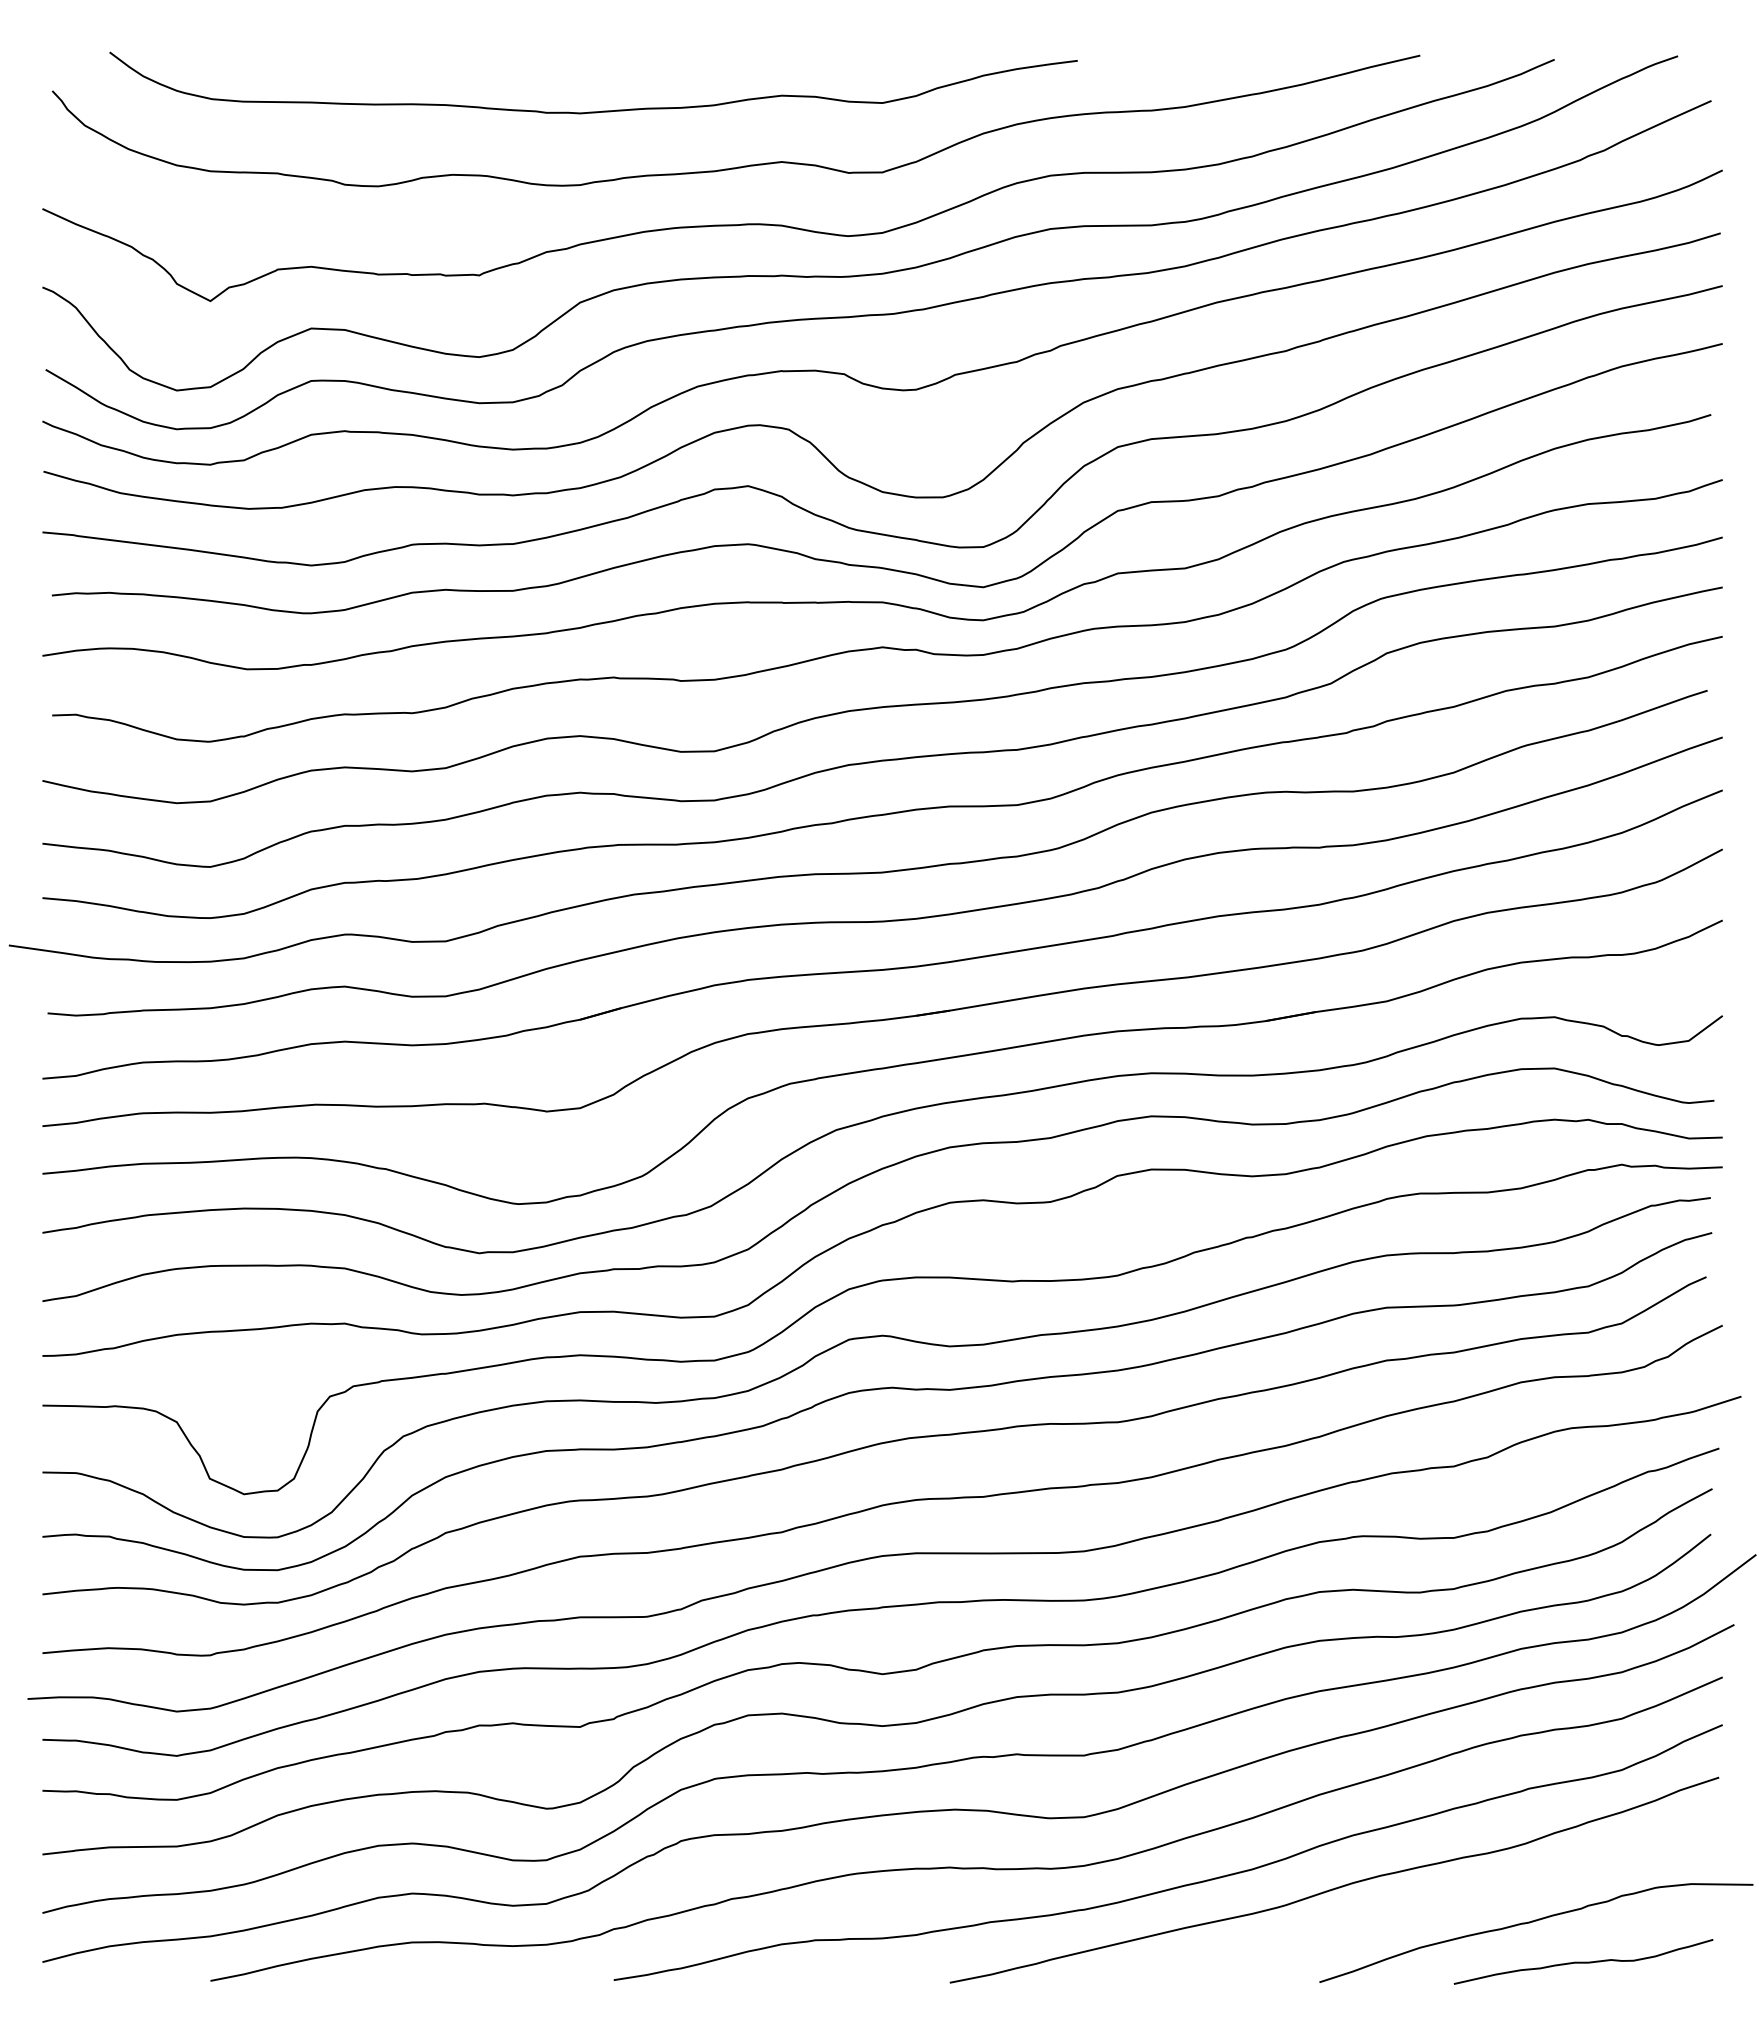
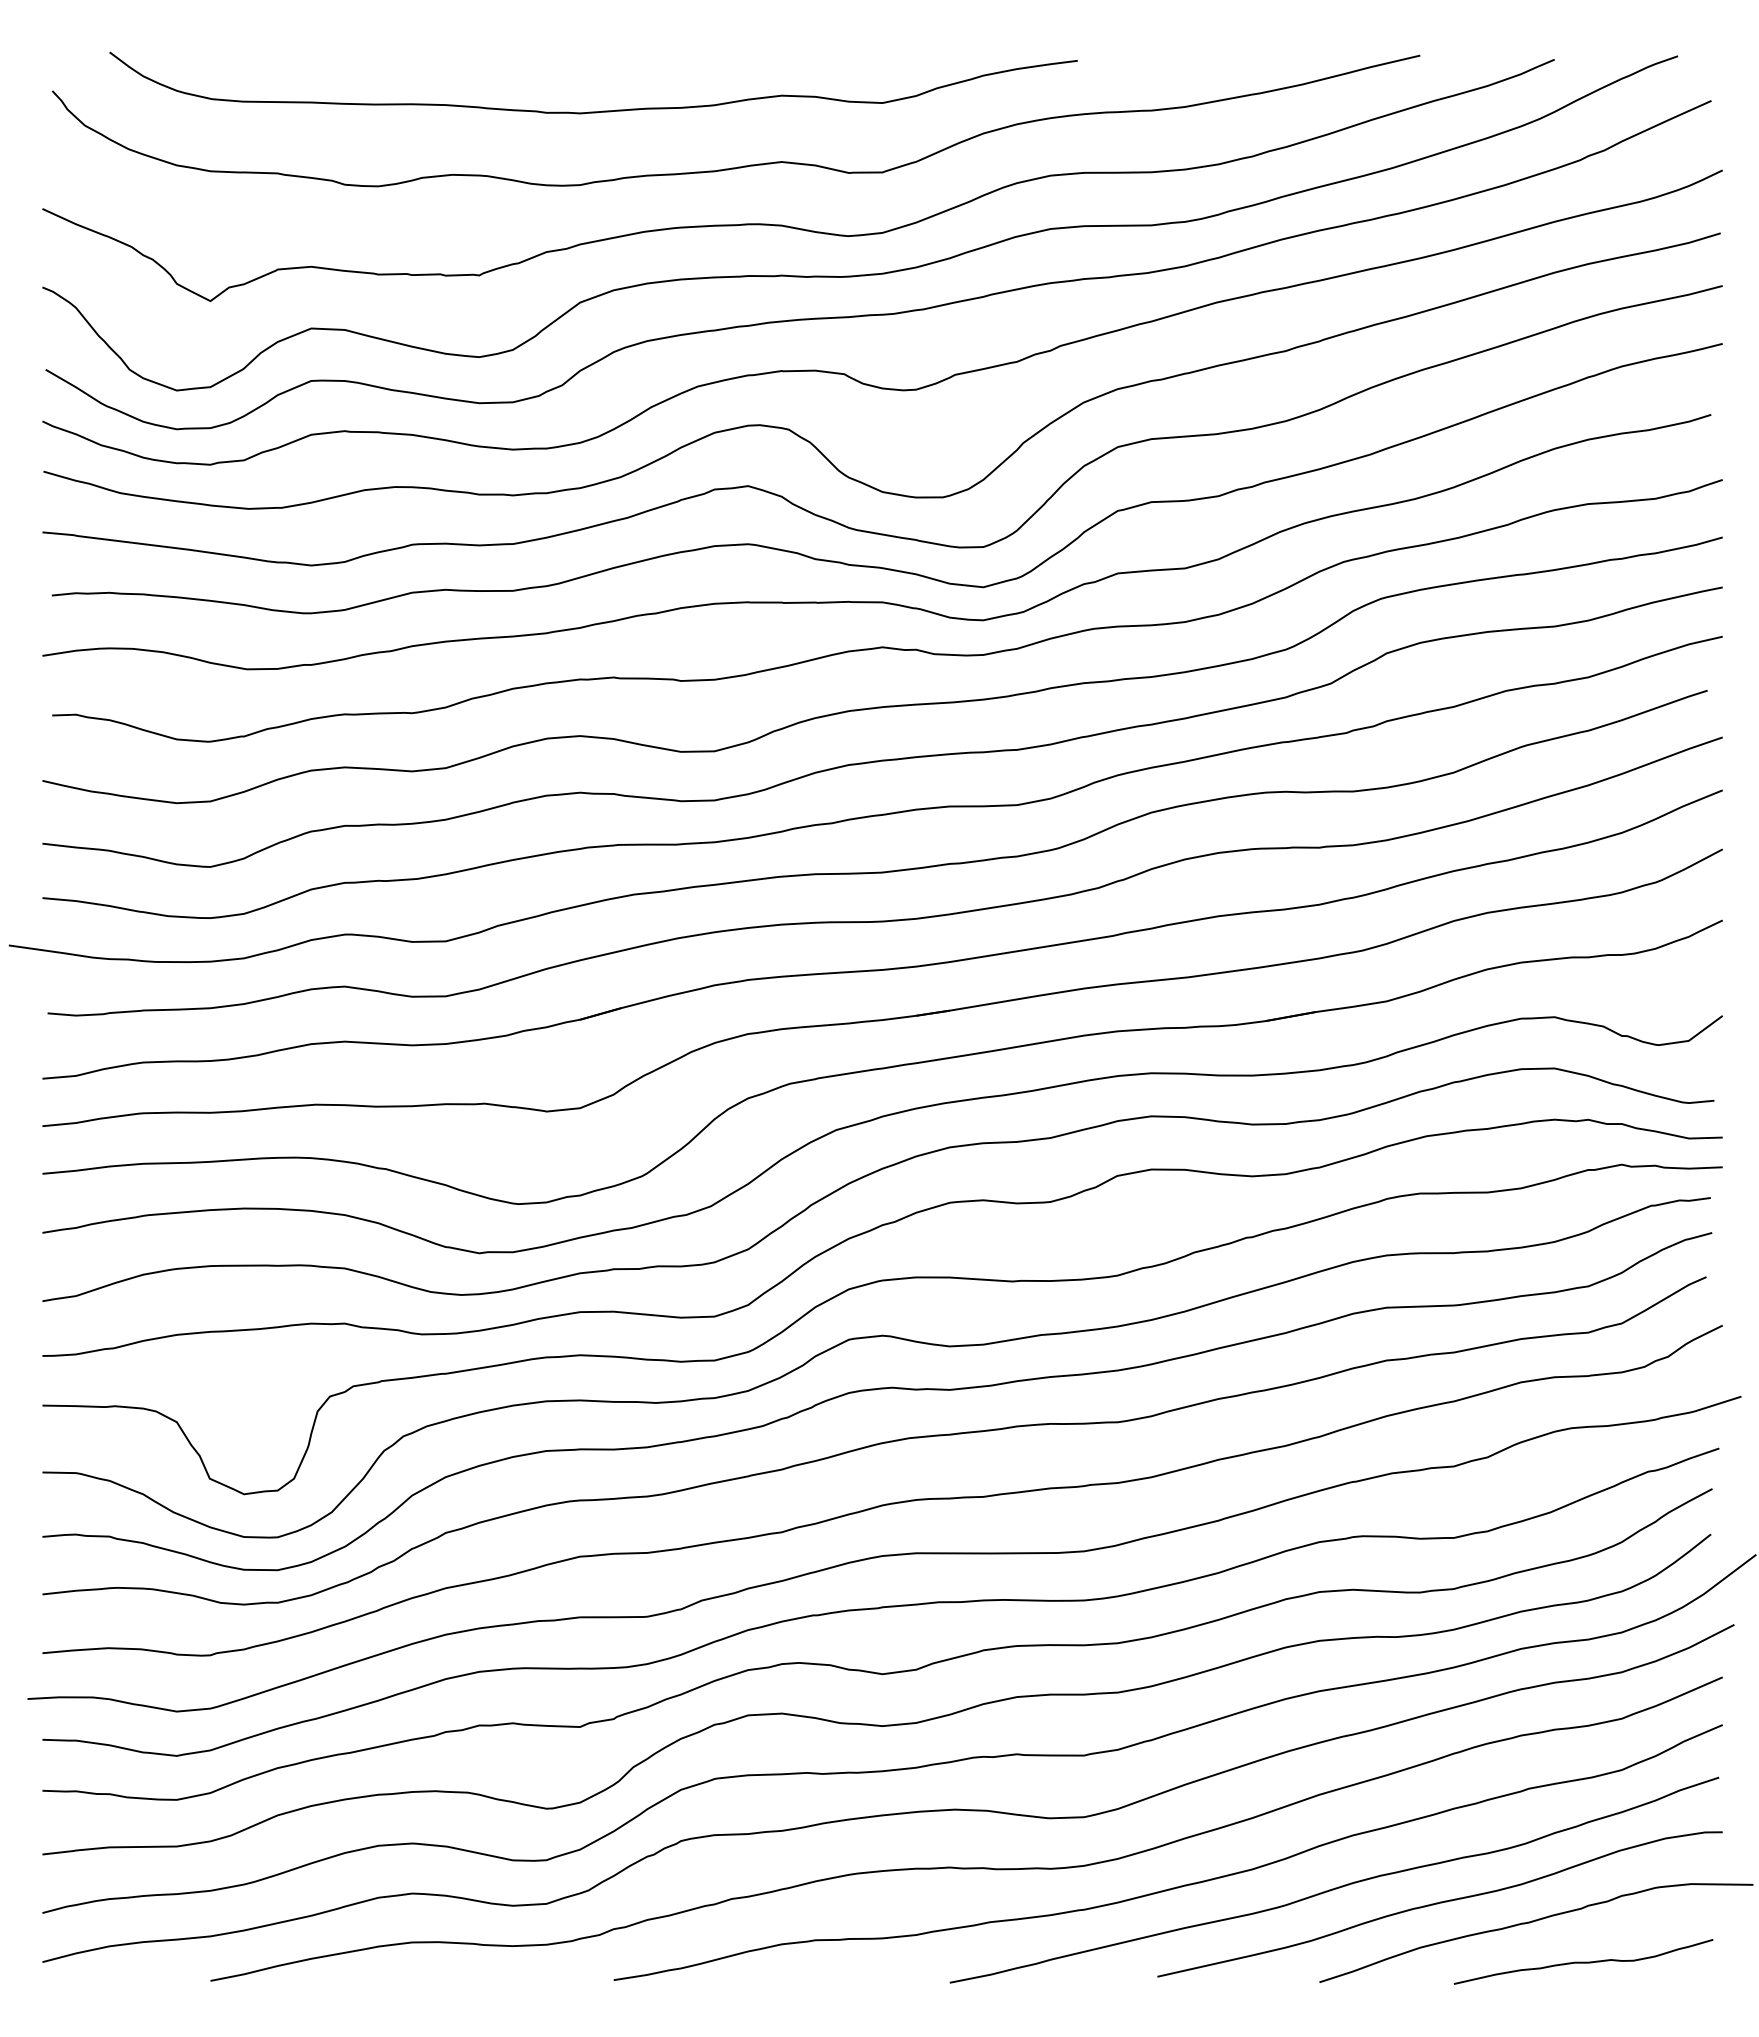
curve: none -> present (1439, 1903)
